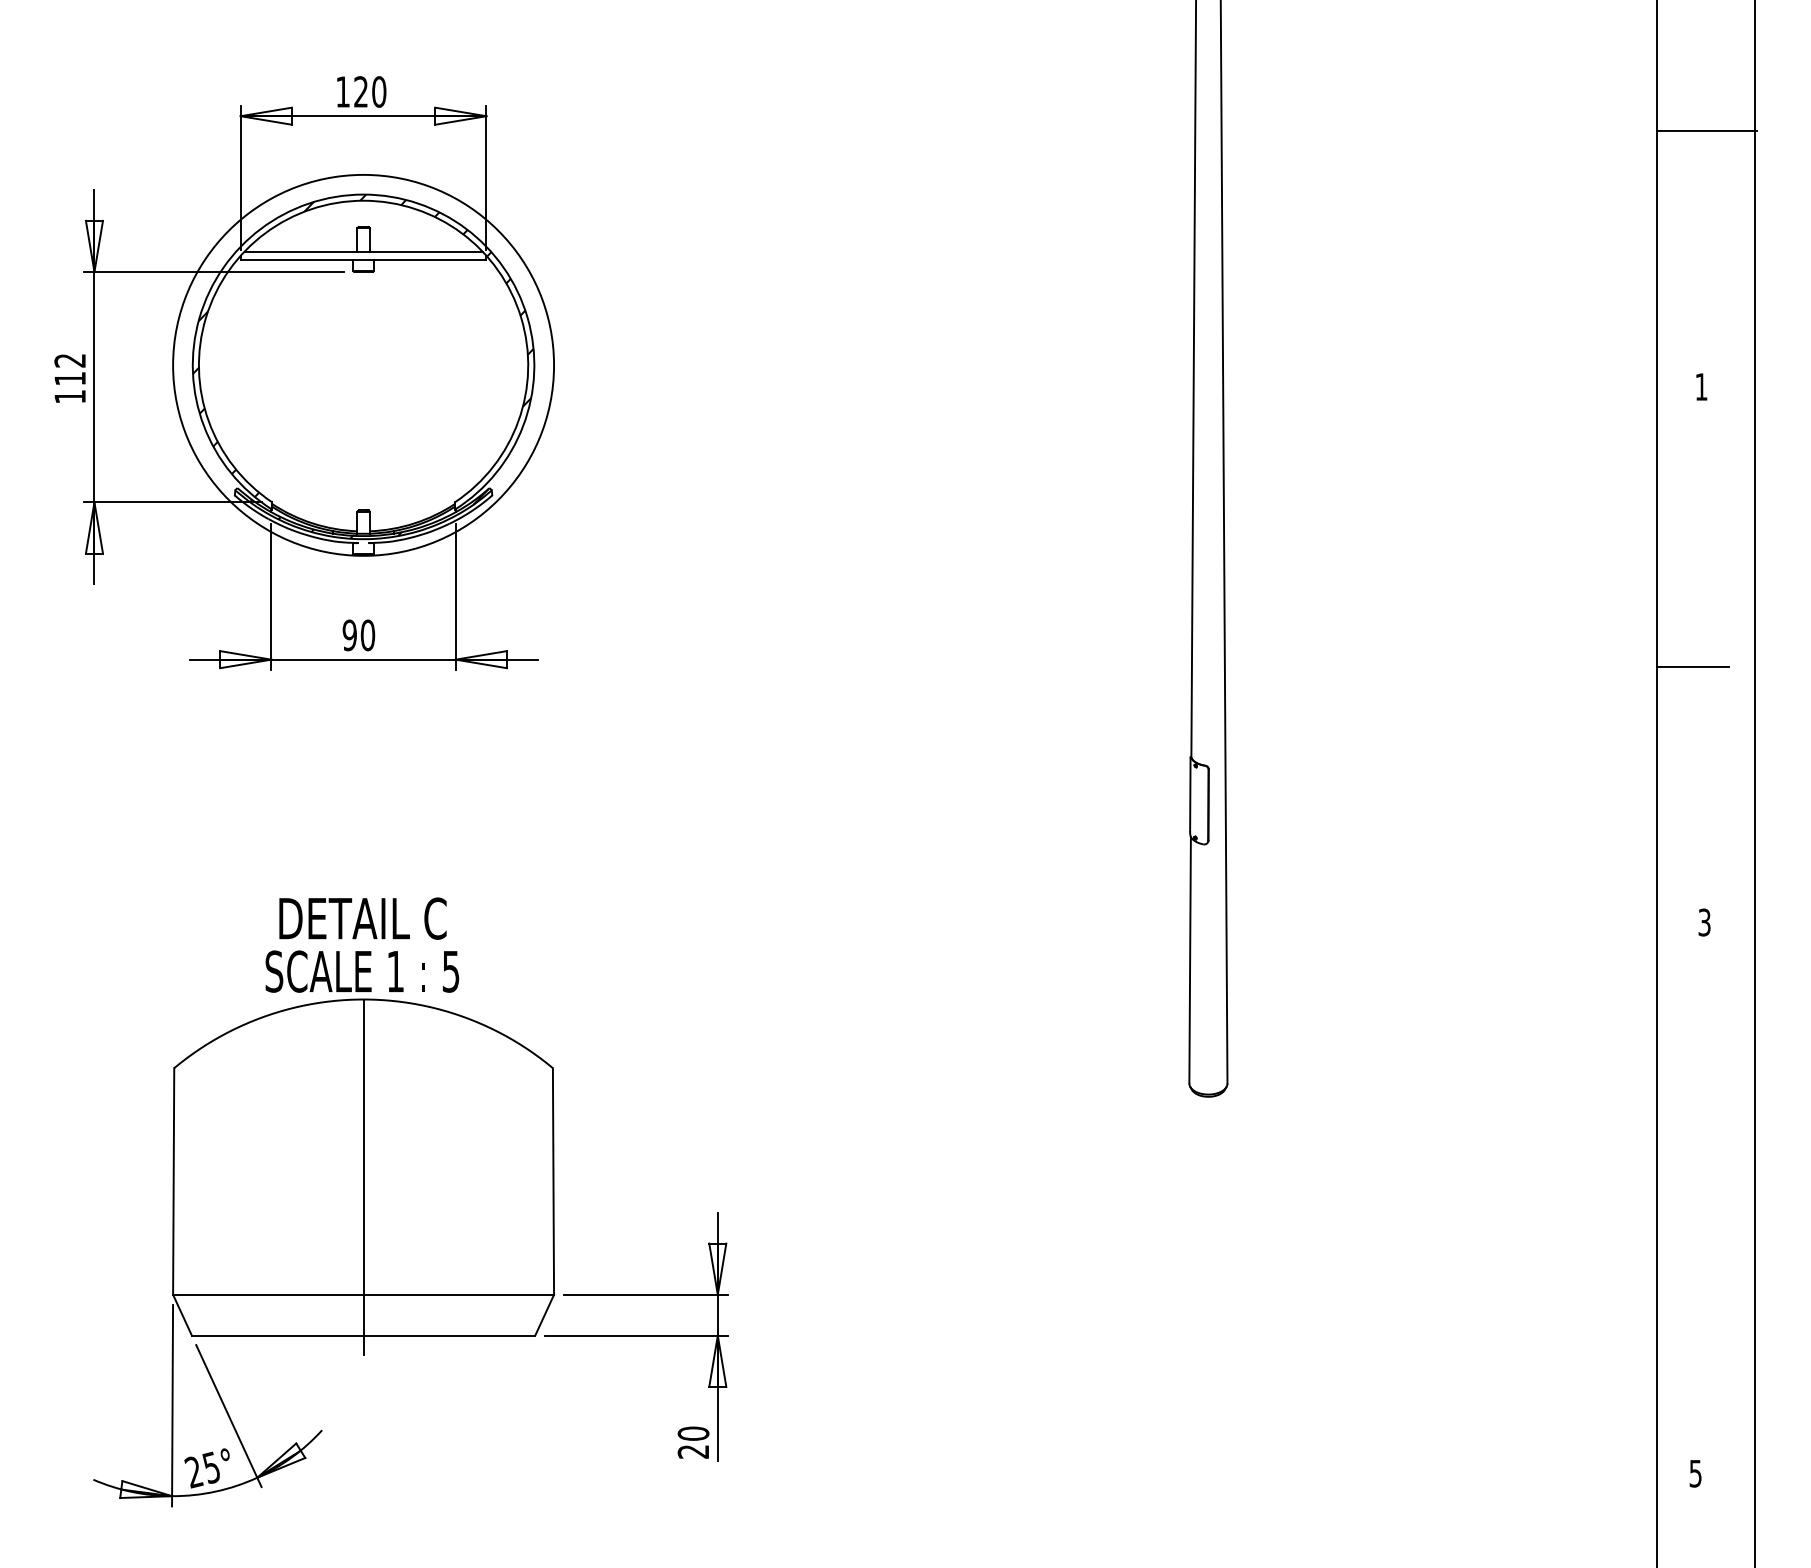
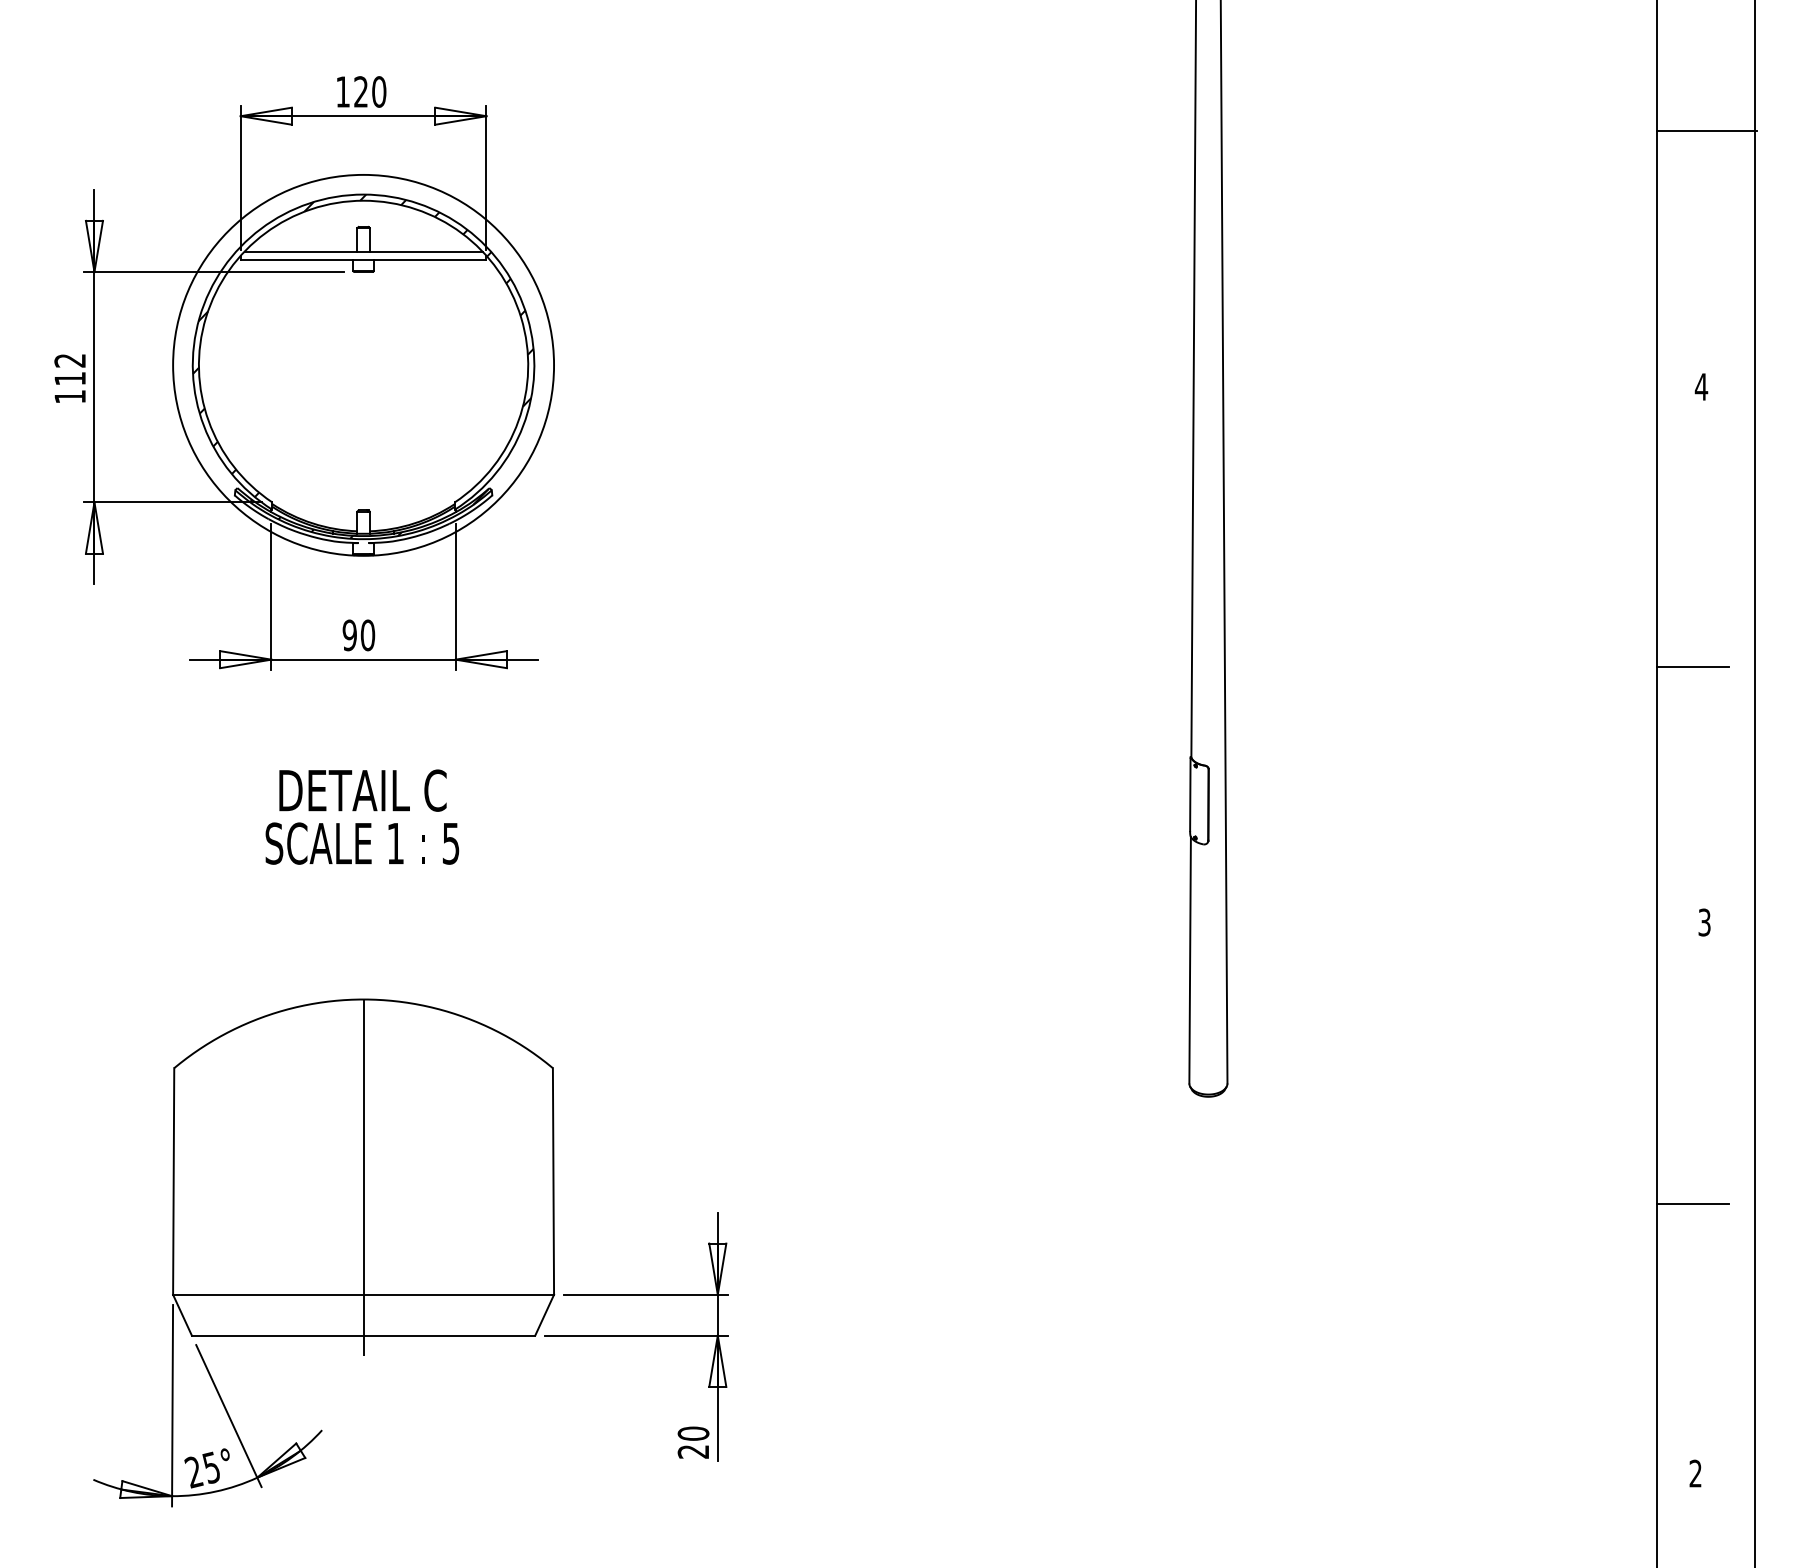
text: 1 -> 4 (1701, 386)
text position: (362, 944) -> (362, 816) (362, 816)
line: none -> present (1693, 1203)
text: 5 -> 2 (1695, 1473)
